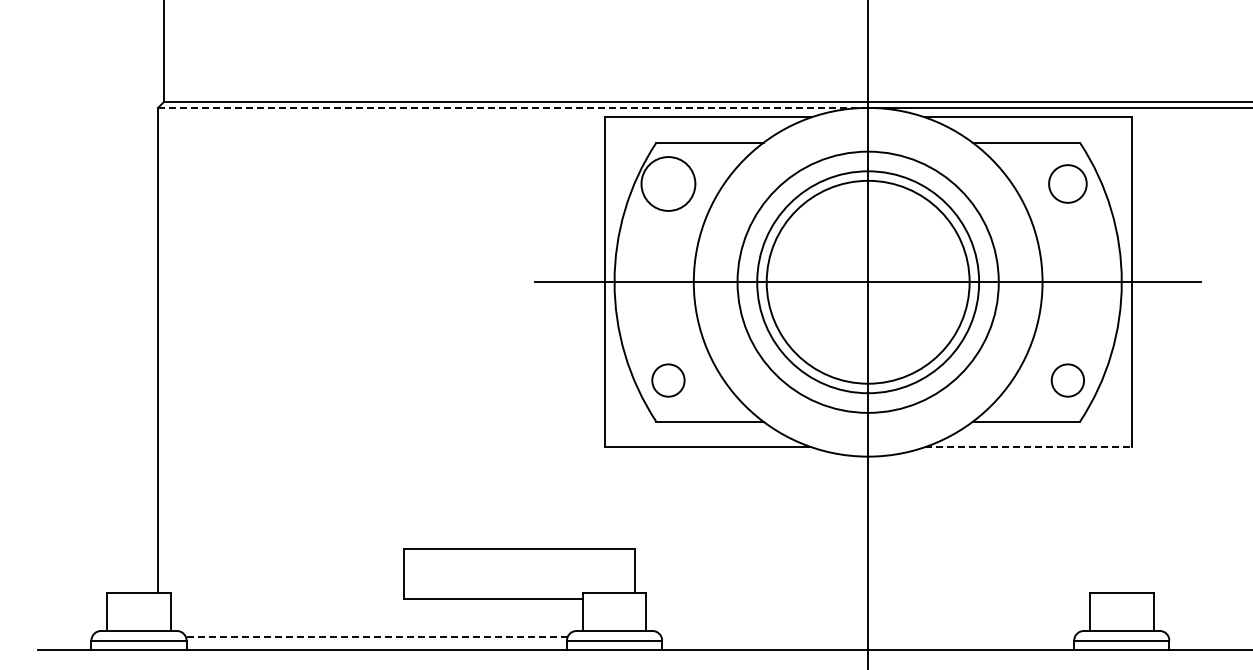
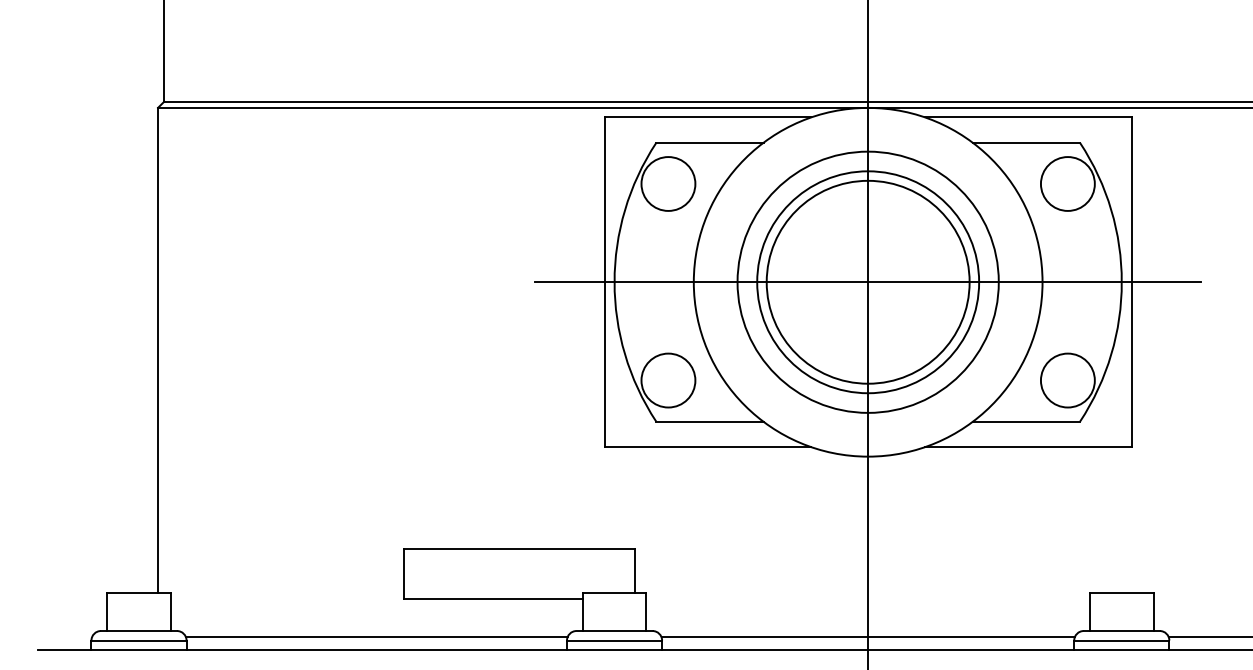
line: dashed -> solid (513, 107)
circle diameter: 38 px -> 54 px (1067, 183)
circle diameter: 32 px -> 54 px (668, 380)
circle diameter: 32 px -> 54 px (1067, 380)
line: dashed -> solid (1028, 447)
line: dashed -> solid (376, 637)
line: none -> present (867, 637)
line: none -> present (1208, 637)
